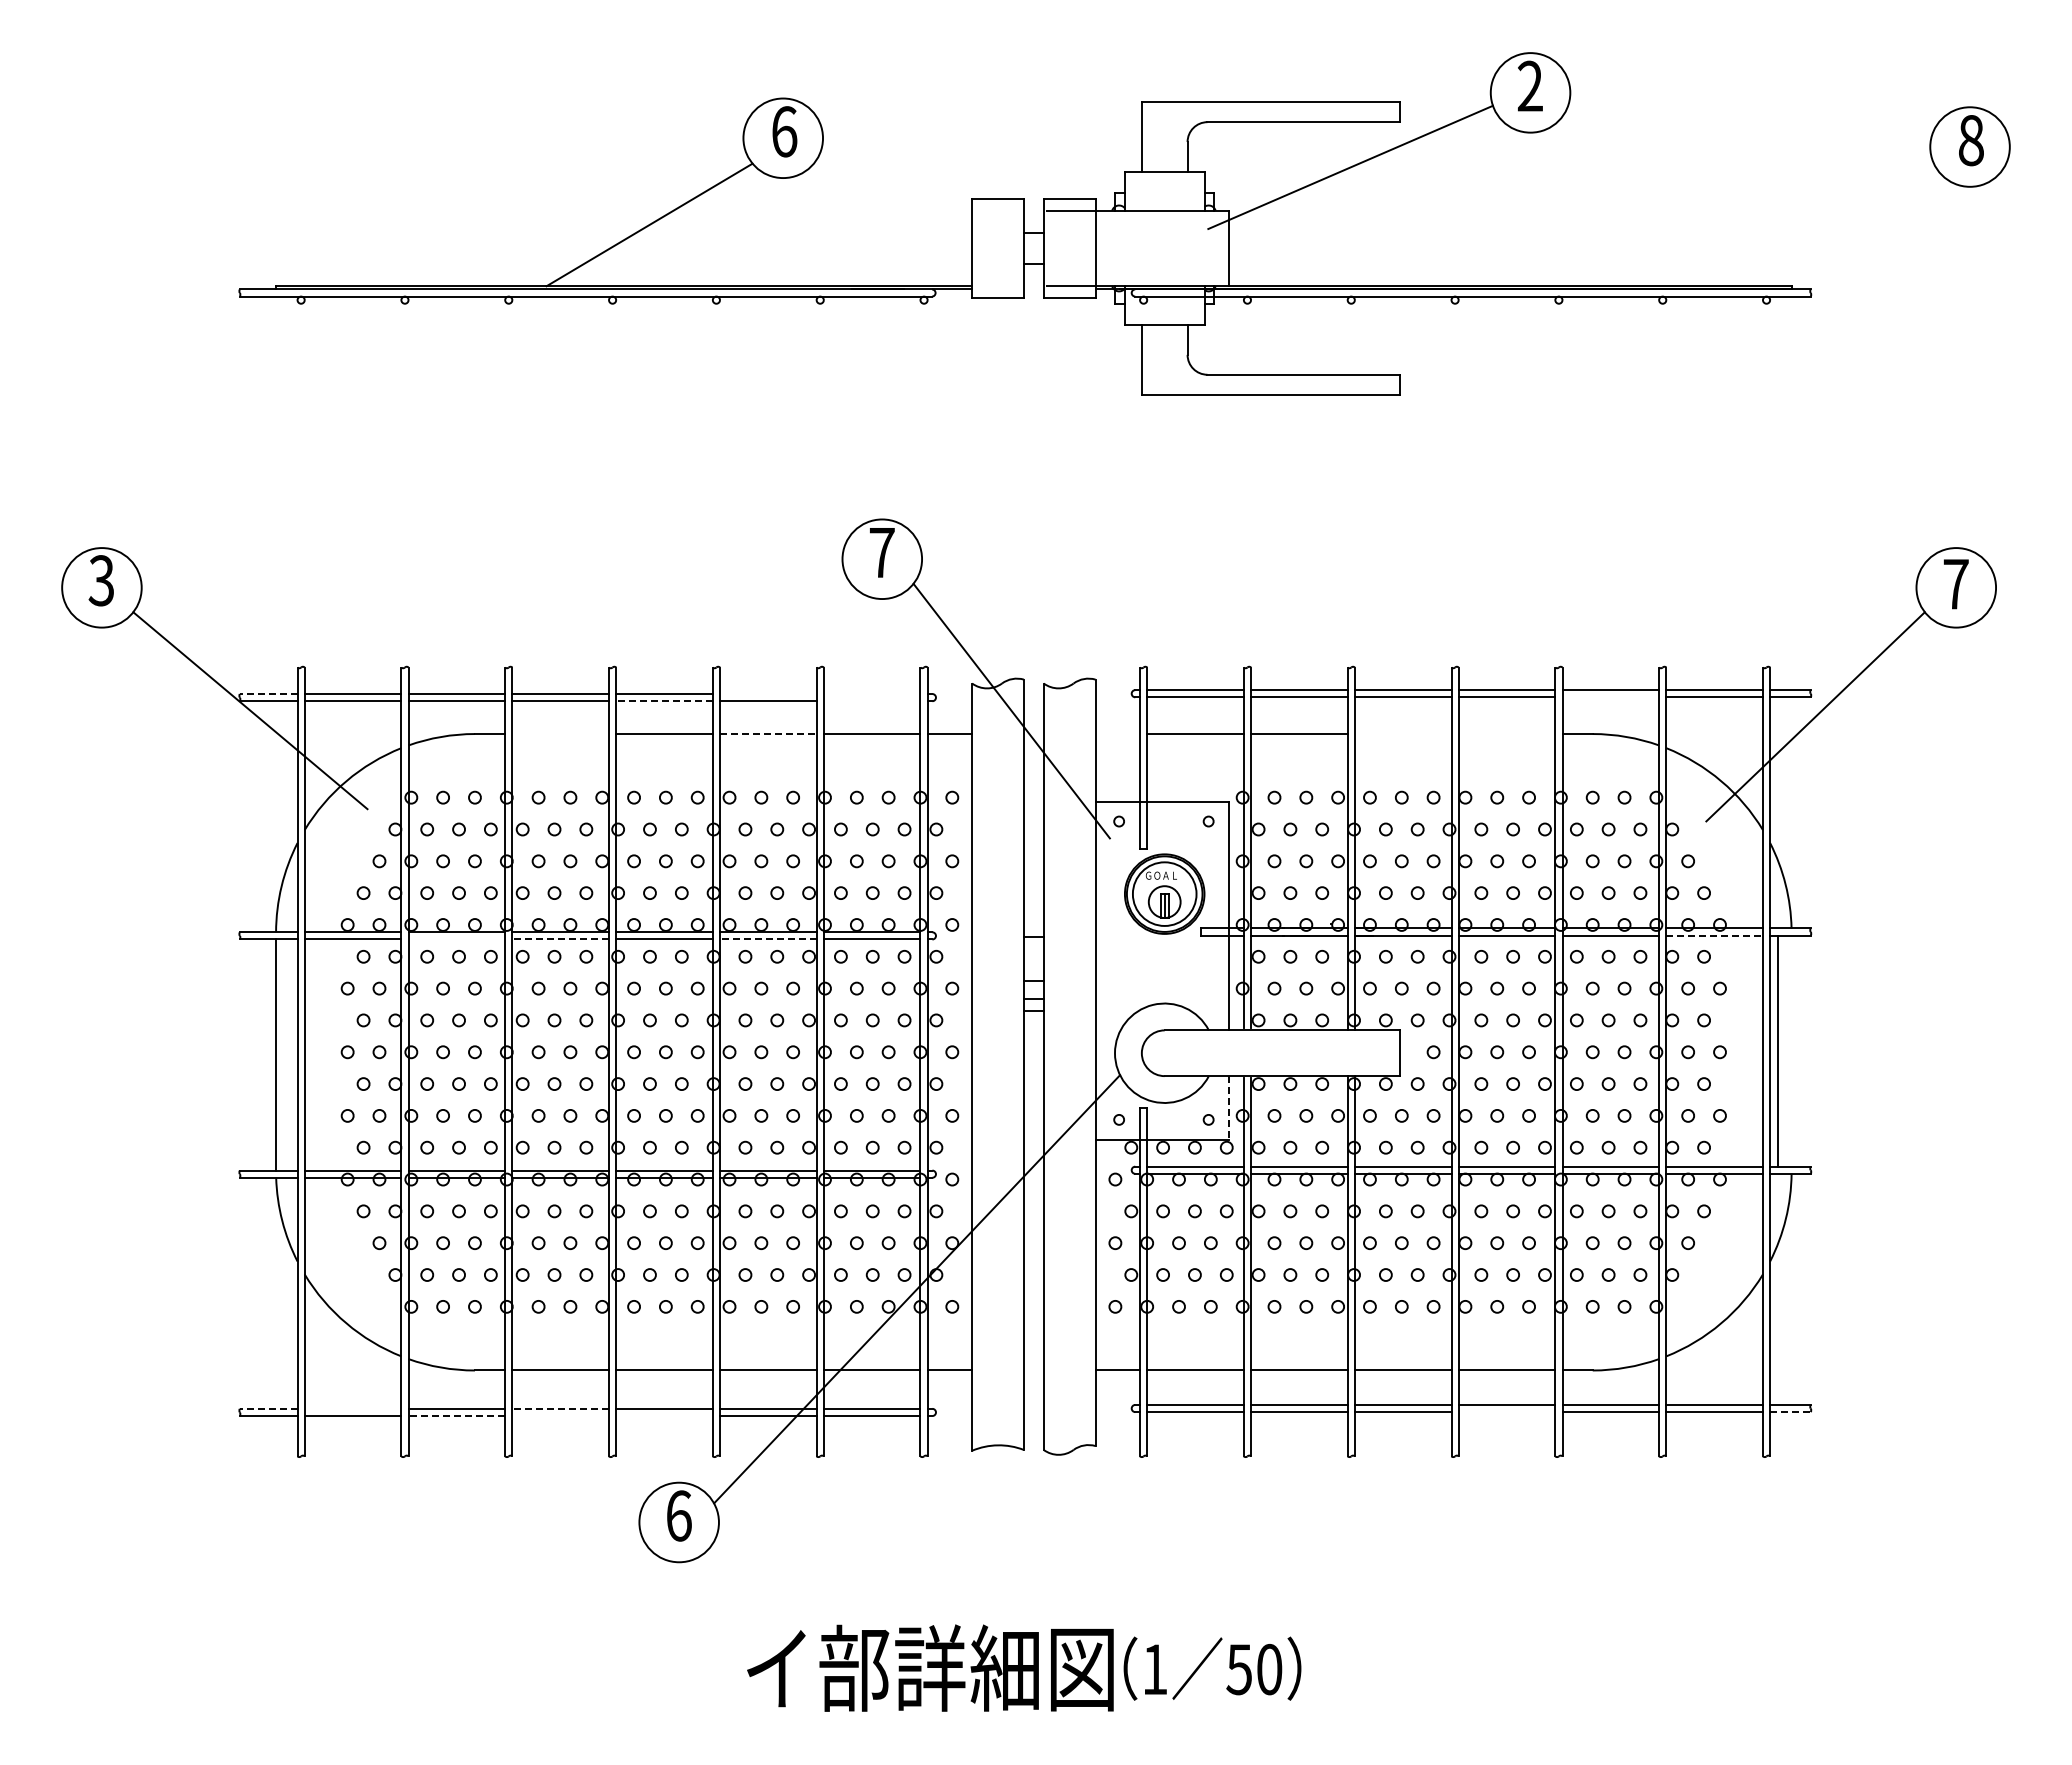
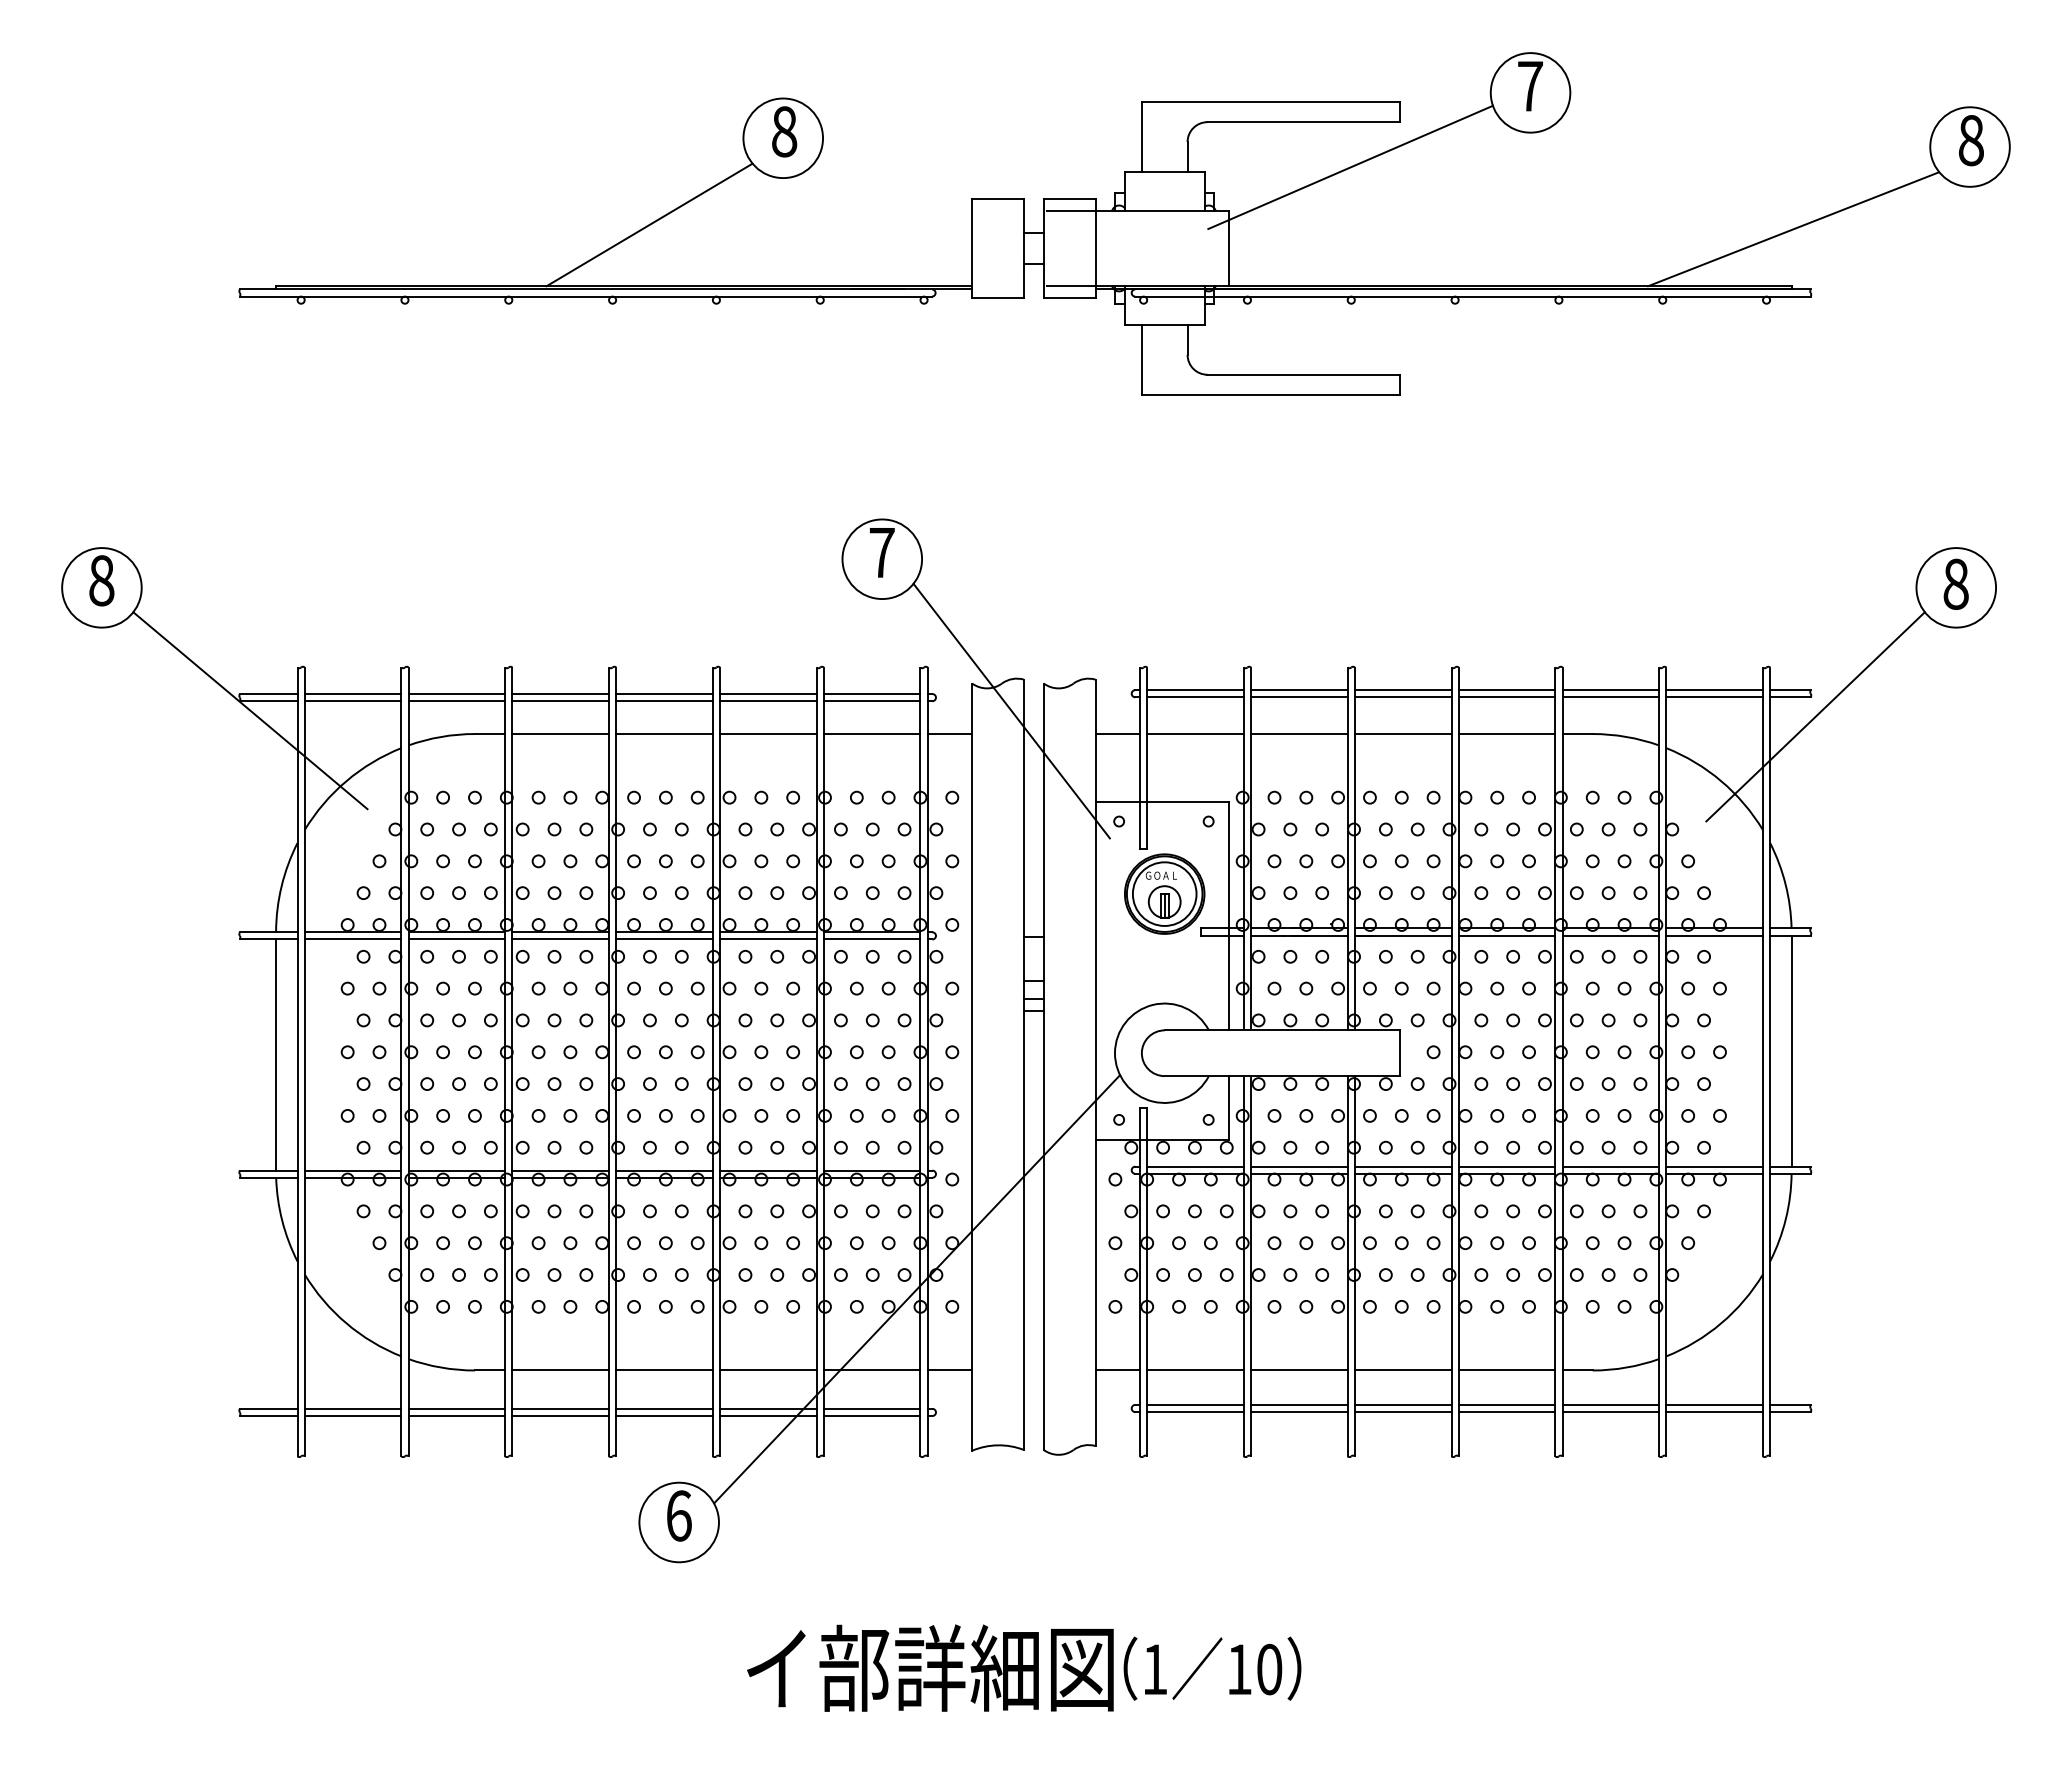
text: 2 -> 7 (1529, 85)
text: 6 -> 8 (784, 131)
line: none -> present (1793, 229)
text: 3 -> 8 (101, 580)
text: 7 -> 8 (1955, 583)
line: dashed -> solid (268, 694)
line: none -> present (768, 694)
line: none -> present (871, 694)
line: none -> present (1610, 697)
line: dashed -> solid (664, 701)
line: none -> present (871, 701)
line: none -> present (560, 734)
line: dashed -> solid (768, 734)
line: none -> present (1117, 734)
line: none -> present (1402, 734)
line: none -> present (1506, 734)
line: dashed -> solid (1715, 935)
line: none -> present (456, 939)
line: dashed -> solid (560, 939)
line: dashed -> solid (767, 939)
line position: (1777, 1050) -> (1791, 1050) (1791, 1050)
line: dashed -> solid (1228, 1107)
line: dashed -> solid (268, 1408)
line: none -> present (352, 1408)
line: dashed -> solid (560, 1408)
line: none -> present (1506, 1412)
line: dashed -> solid (1790, 1412)
line: dashed -> solid (456, 1416)
line: none -> present (560, 1416)
line: none -> present (664, 1416)
text: 50 -> 10 (1238, 1669)
